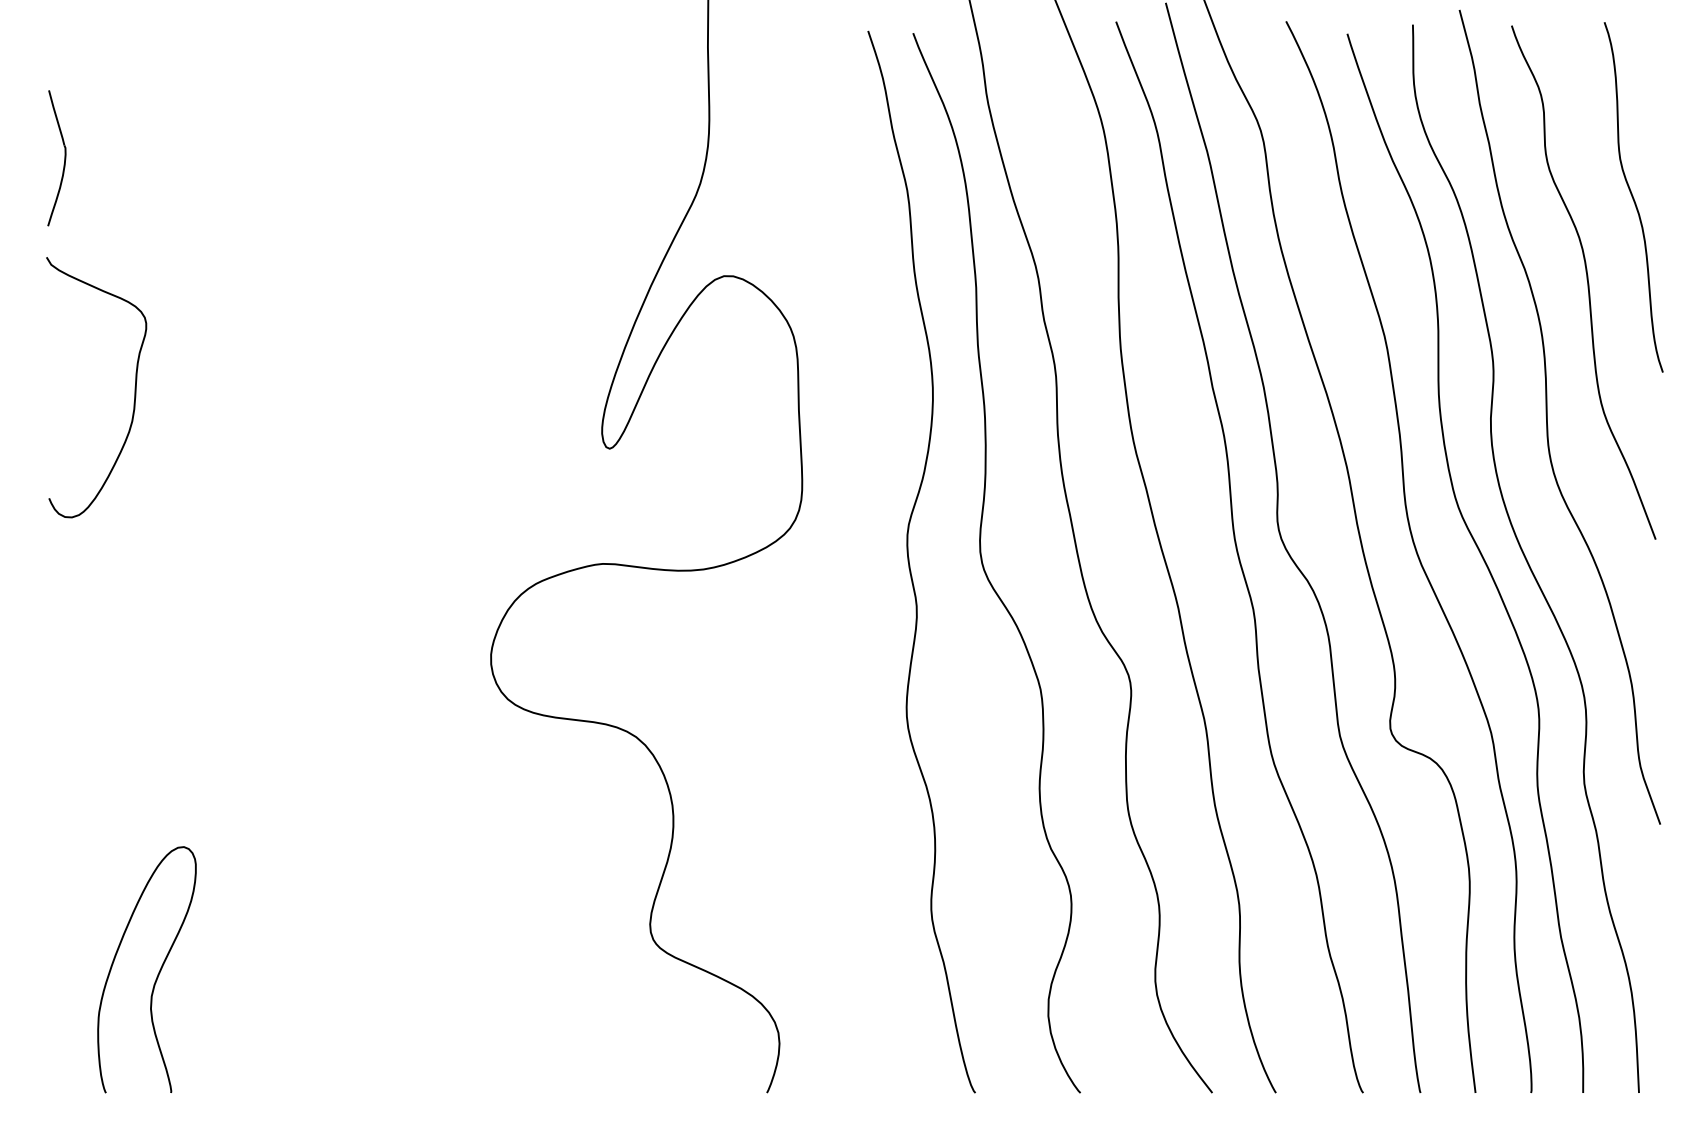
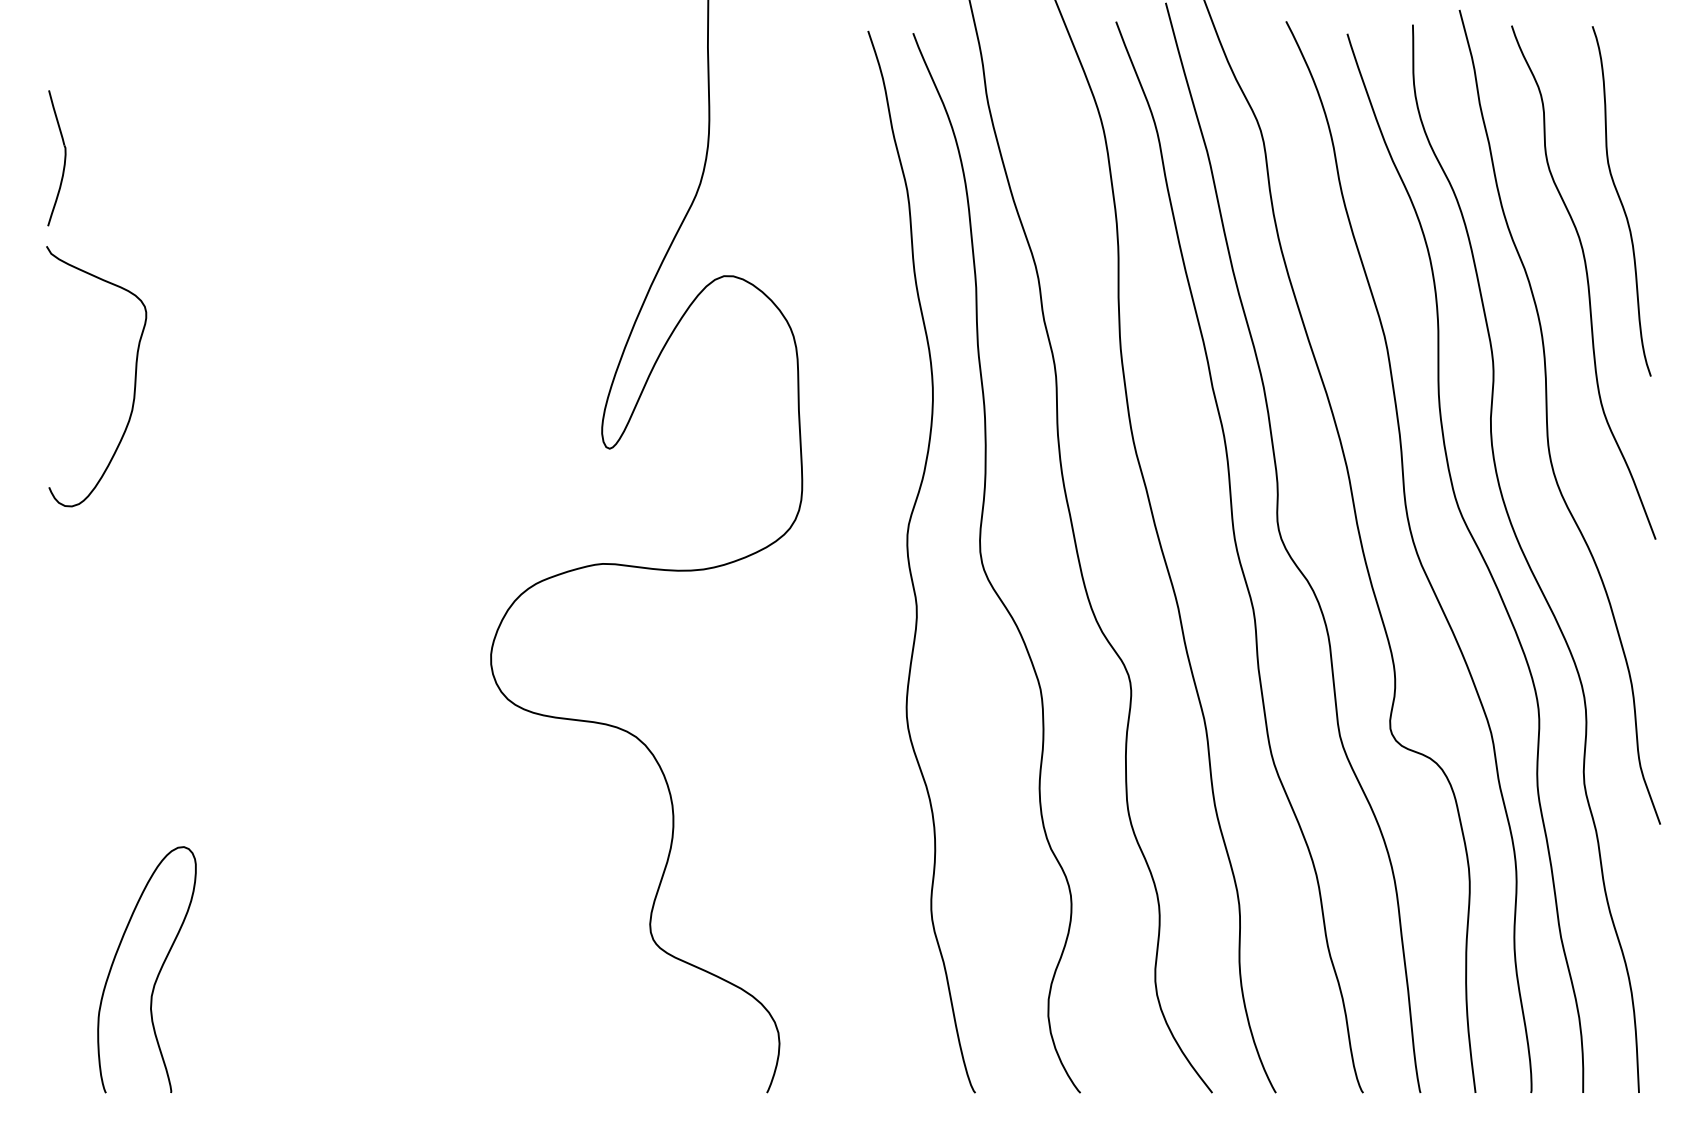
curve position: (1633, 197) -> (1621, 201) (1621, 201)
curve position: (134, 387) -> (134, 376) (134, 376)
